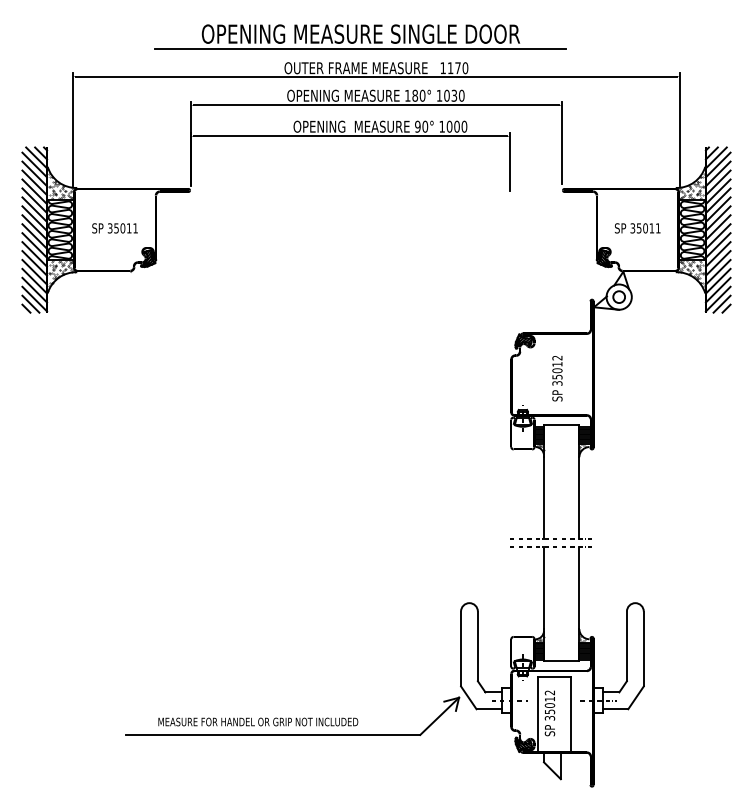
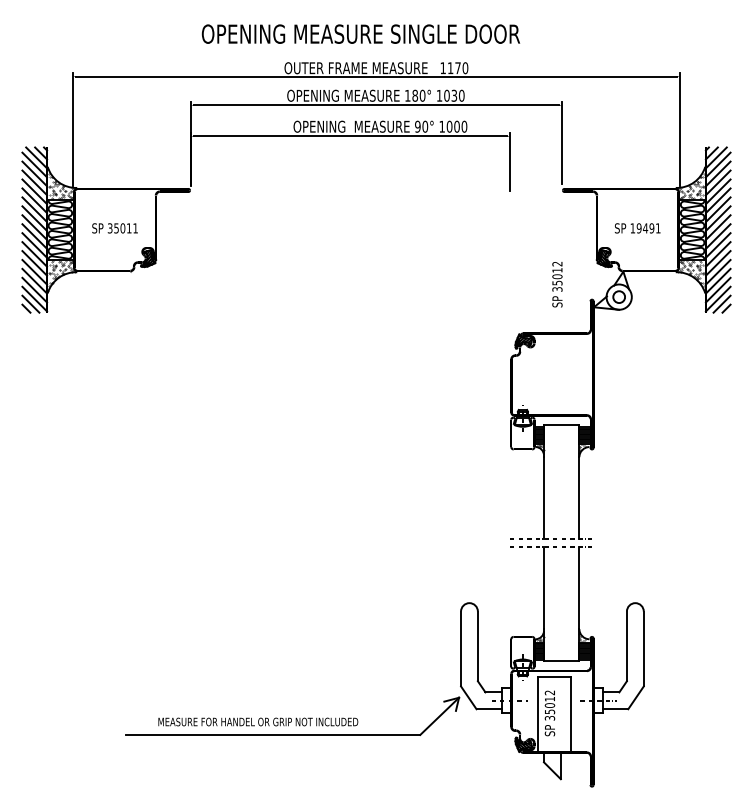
line: present -> none (360, 48)
text: 35011 -> 19491 (642, 228)
text position: (557, 378) -> (557, 284) (557, 284)
